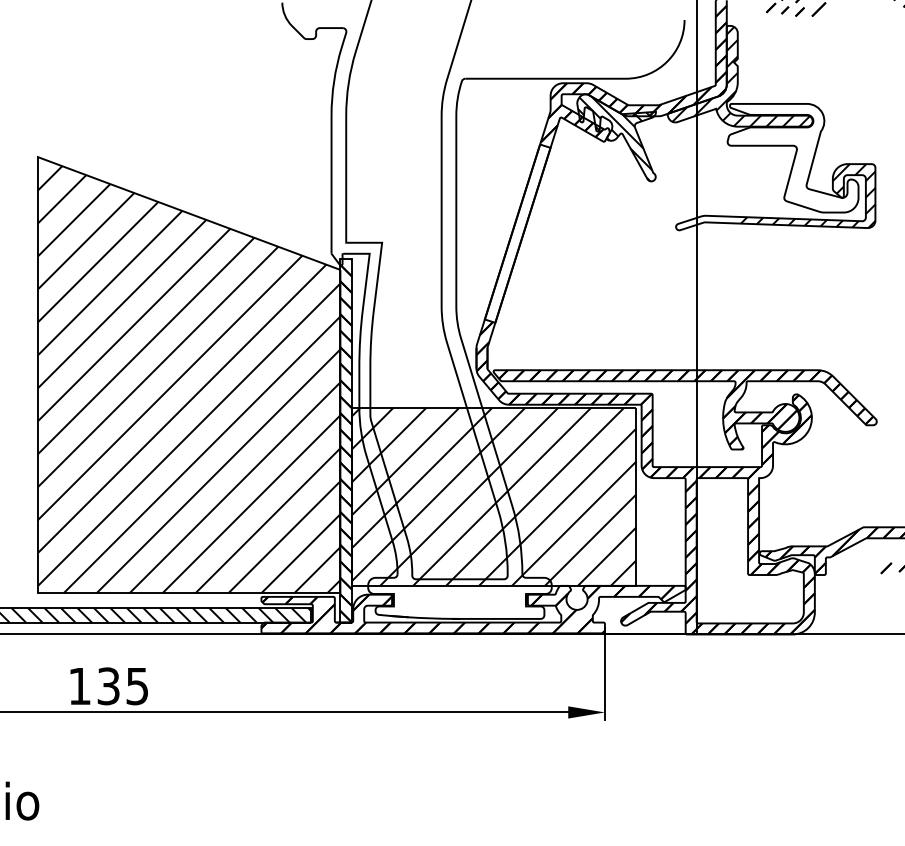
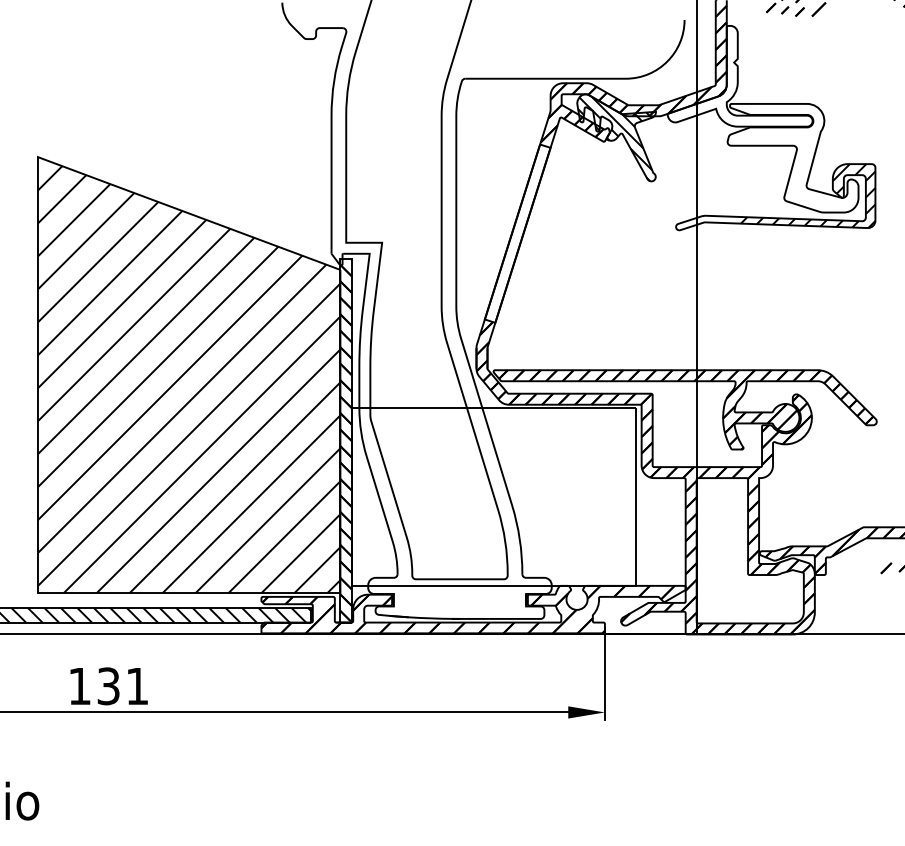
hatch: present -> none (740, 76)
hatch: present -> none (493, 496)
text: 135 -> 131 (136, 686)
